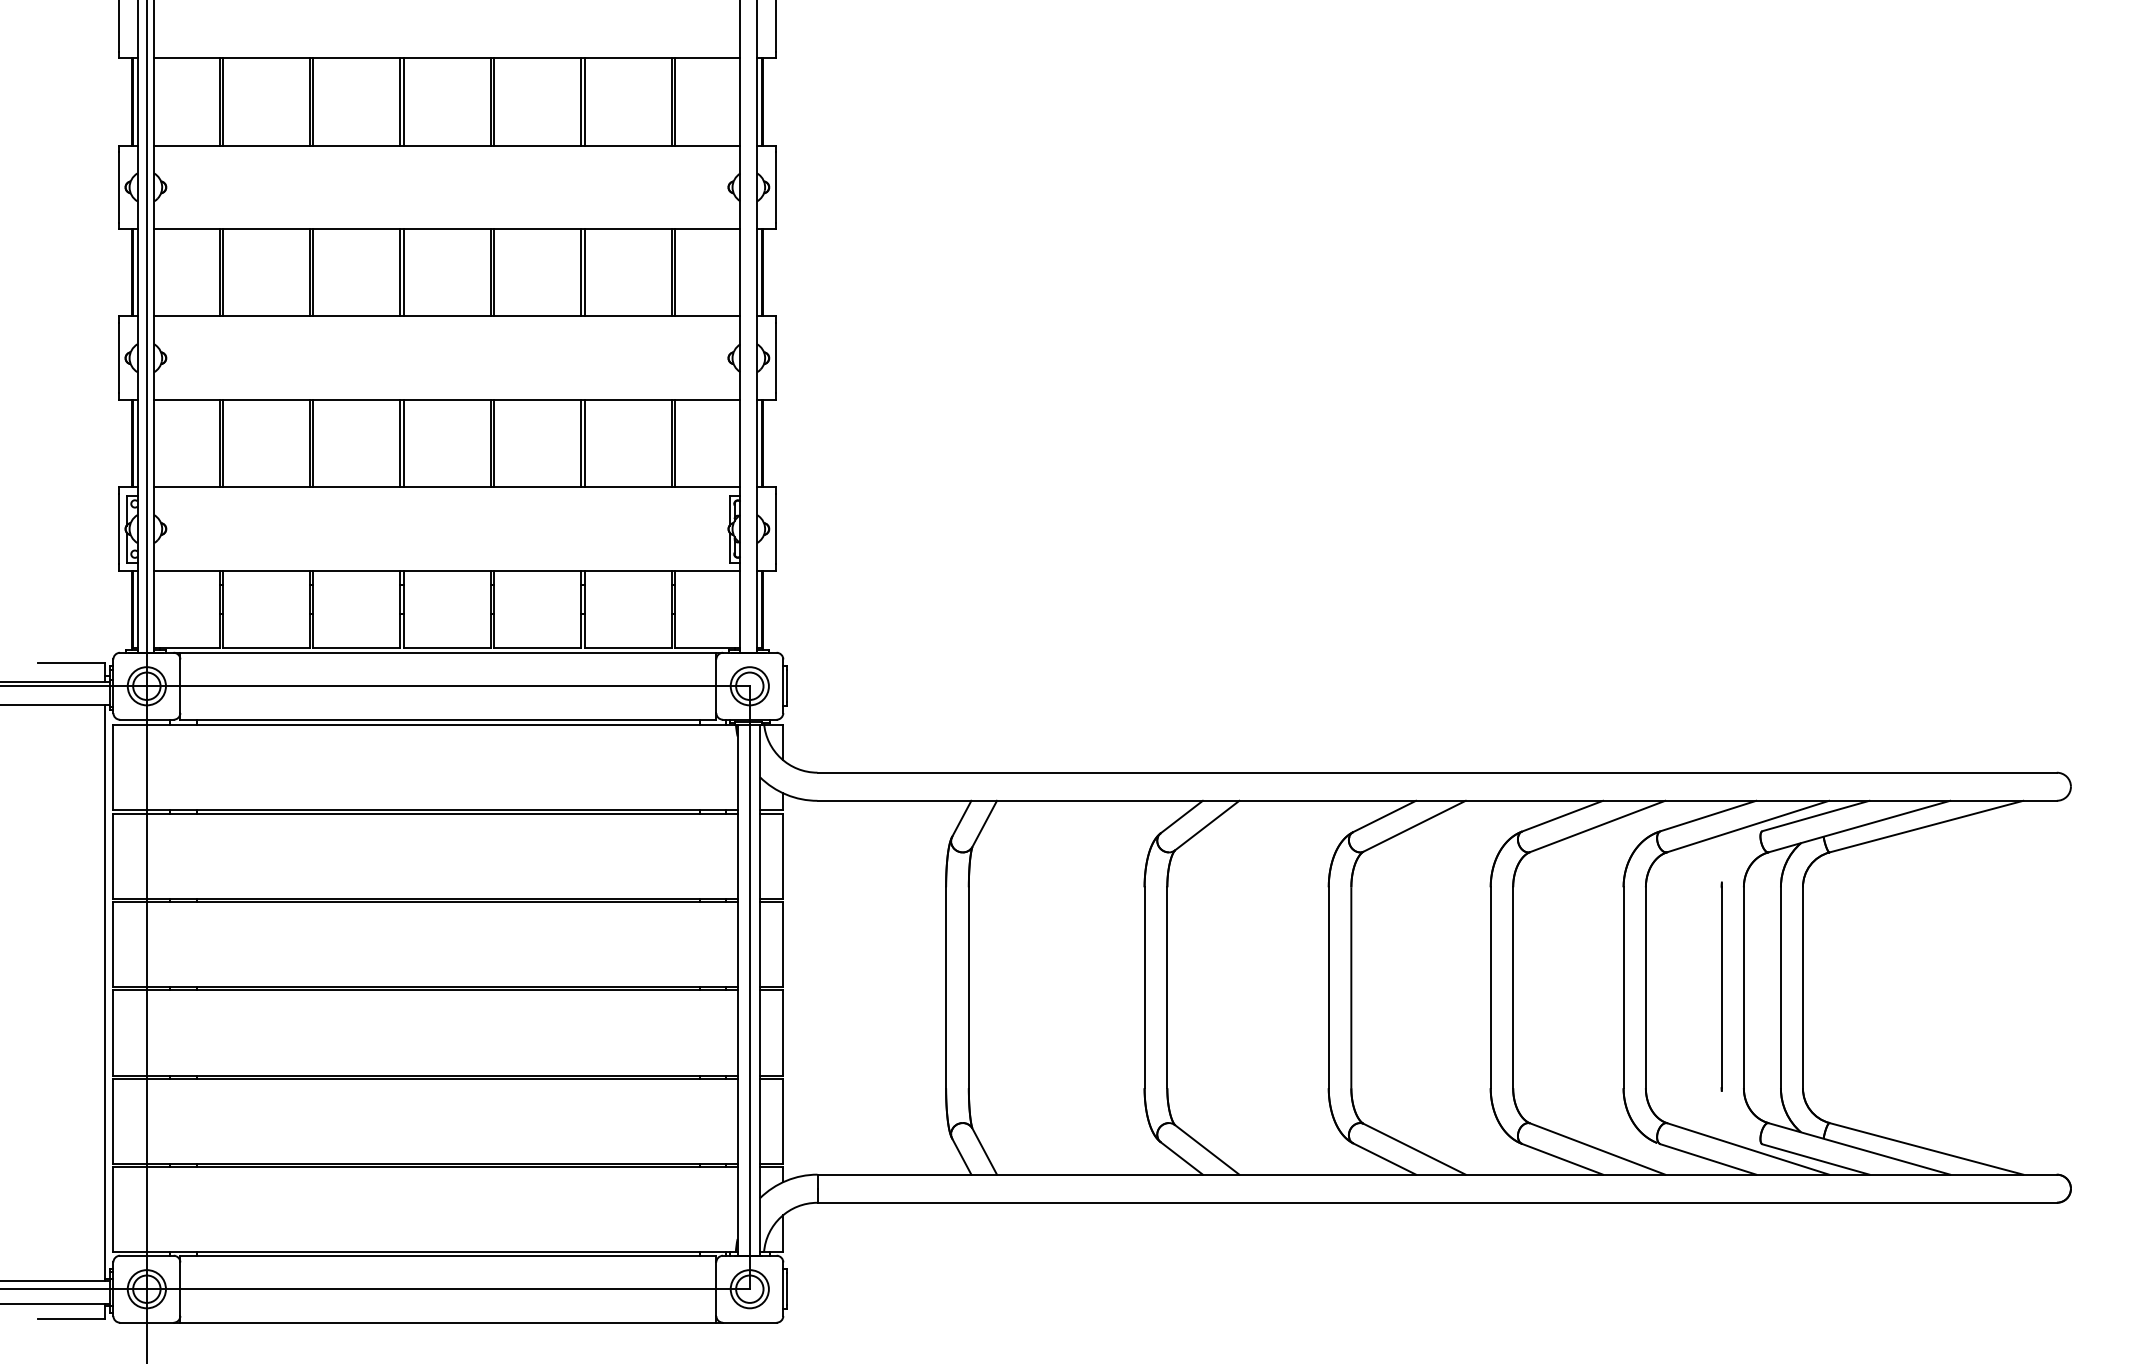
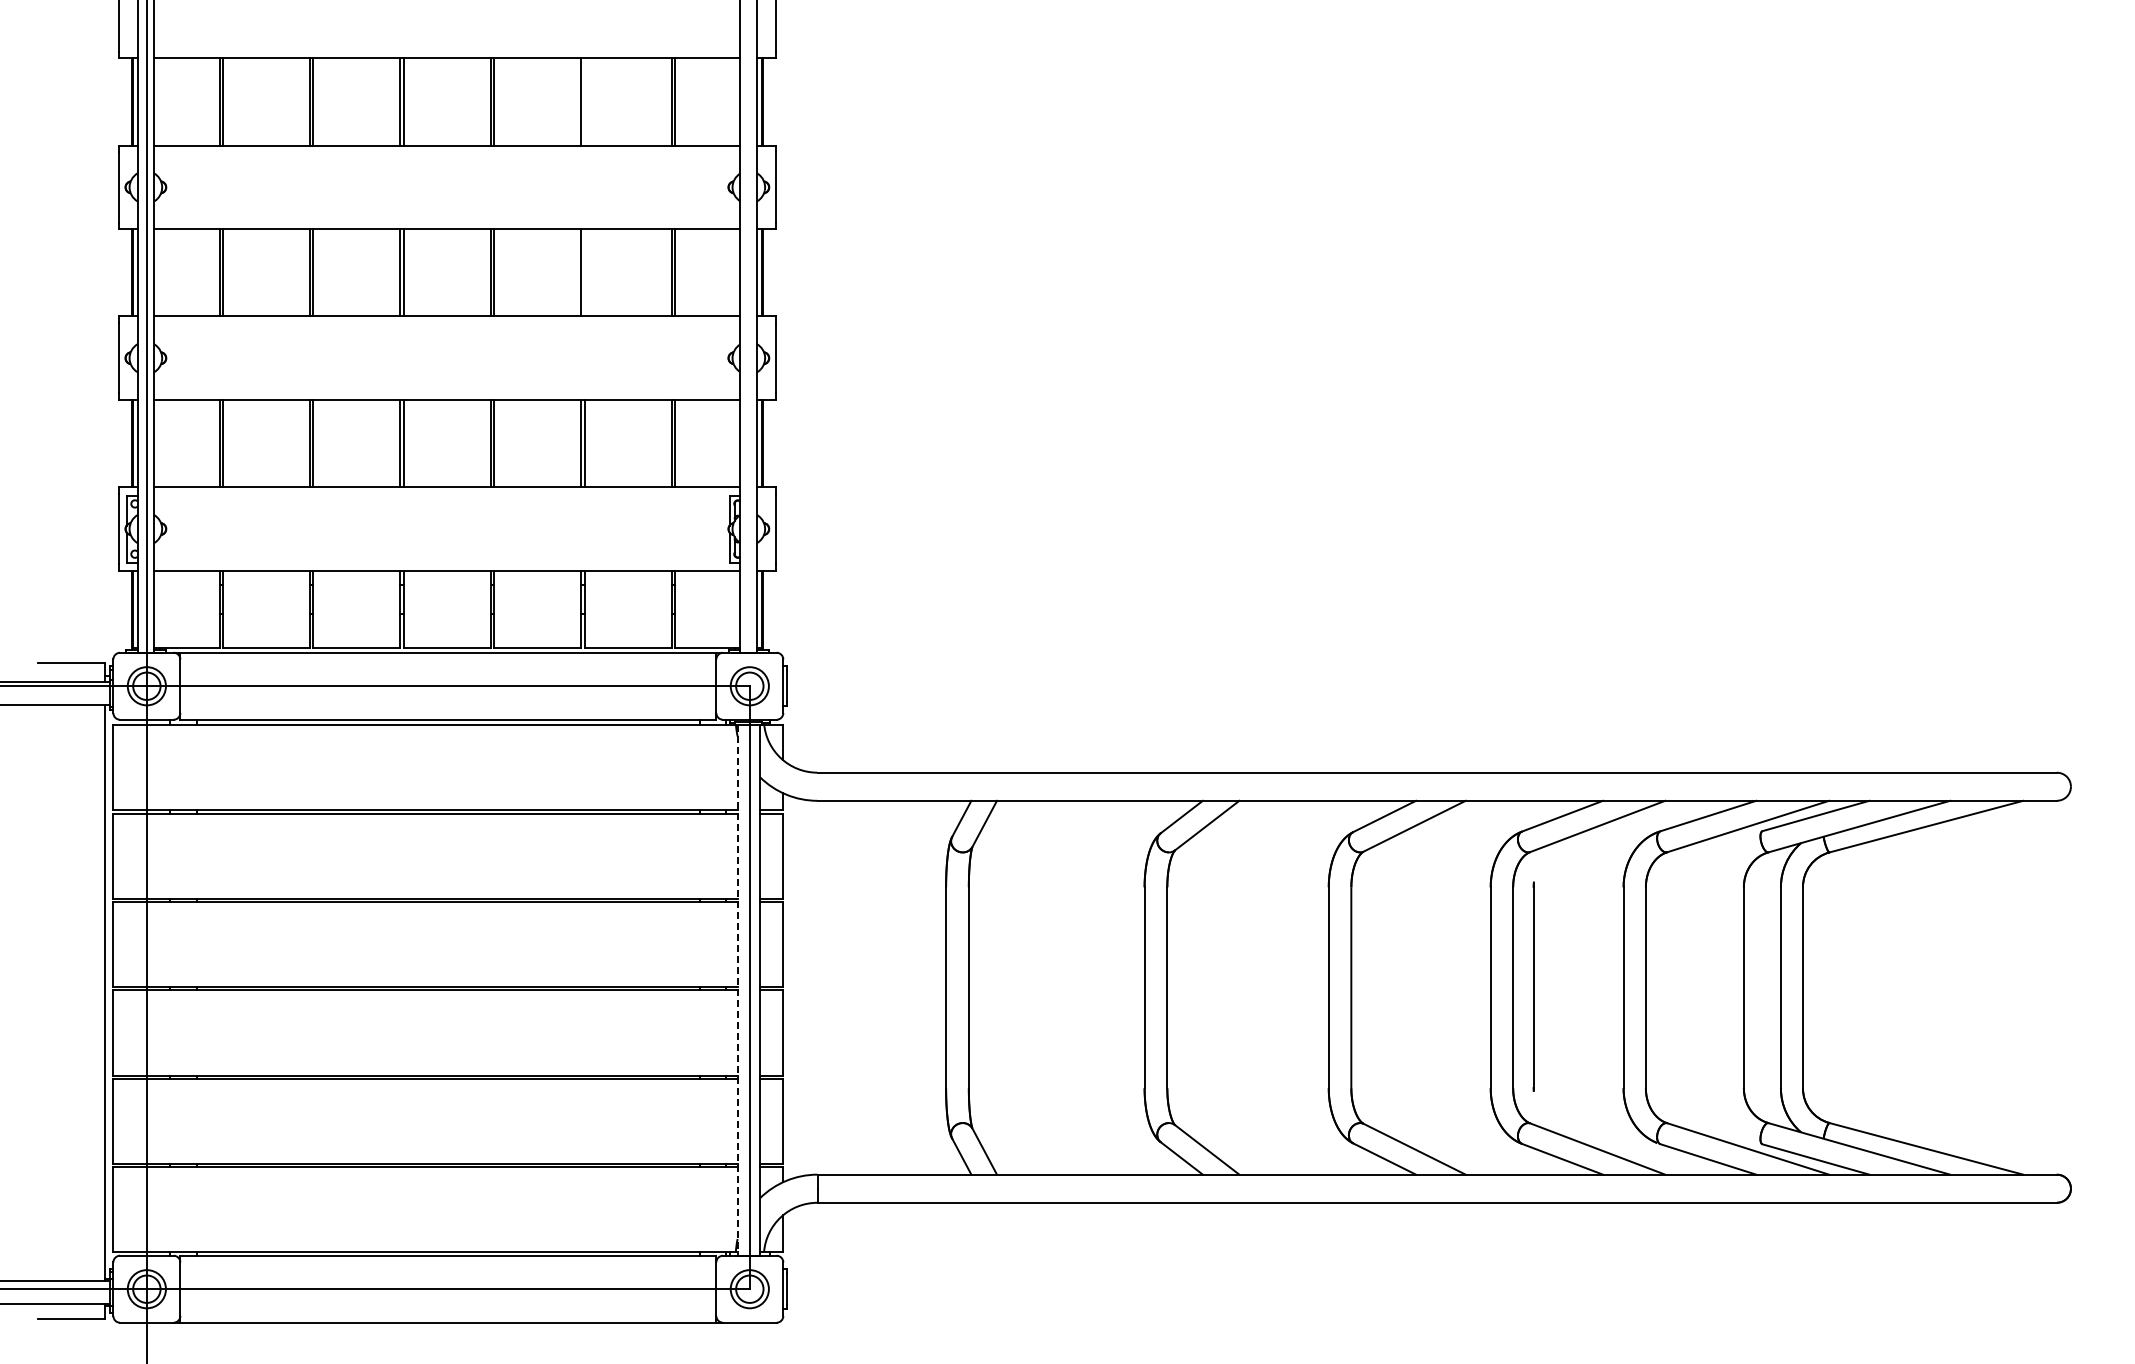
line: present -> none (584, 101)
line: present -> none (584, 272)
line position: (1721, 986) -> (1533, 986) (1533, 986)
line: solid -> dashed (737, 990)
